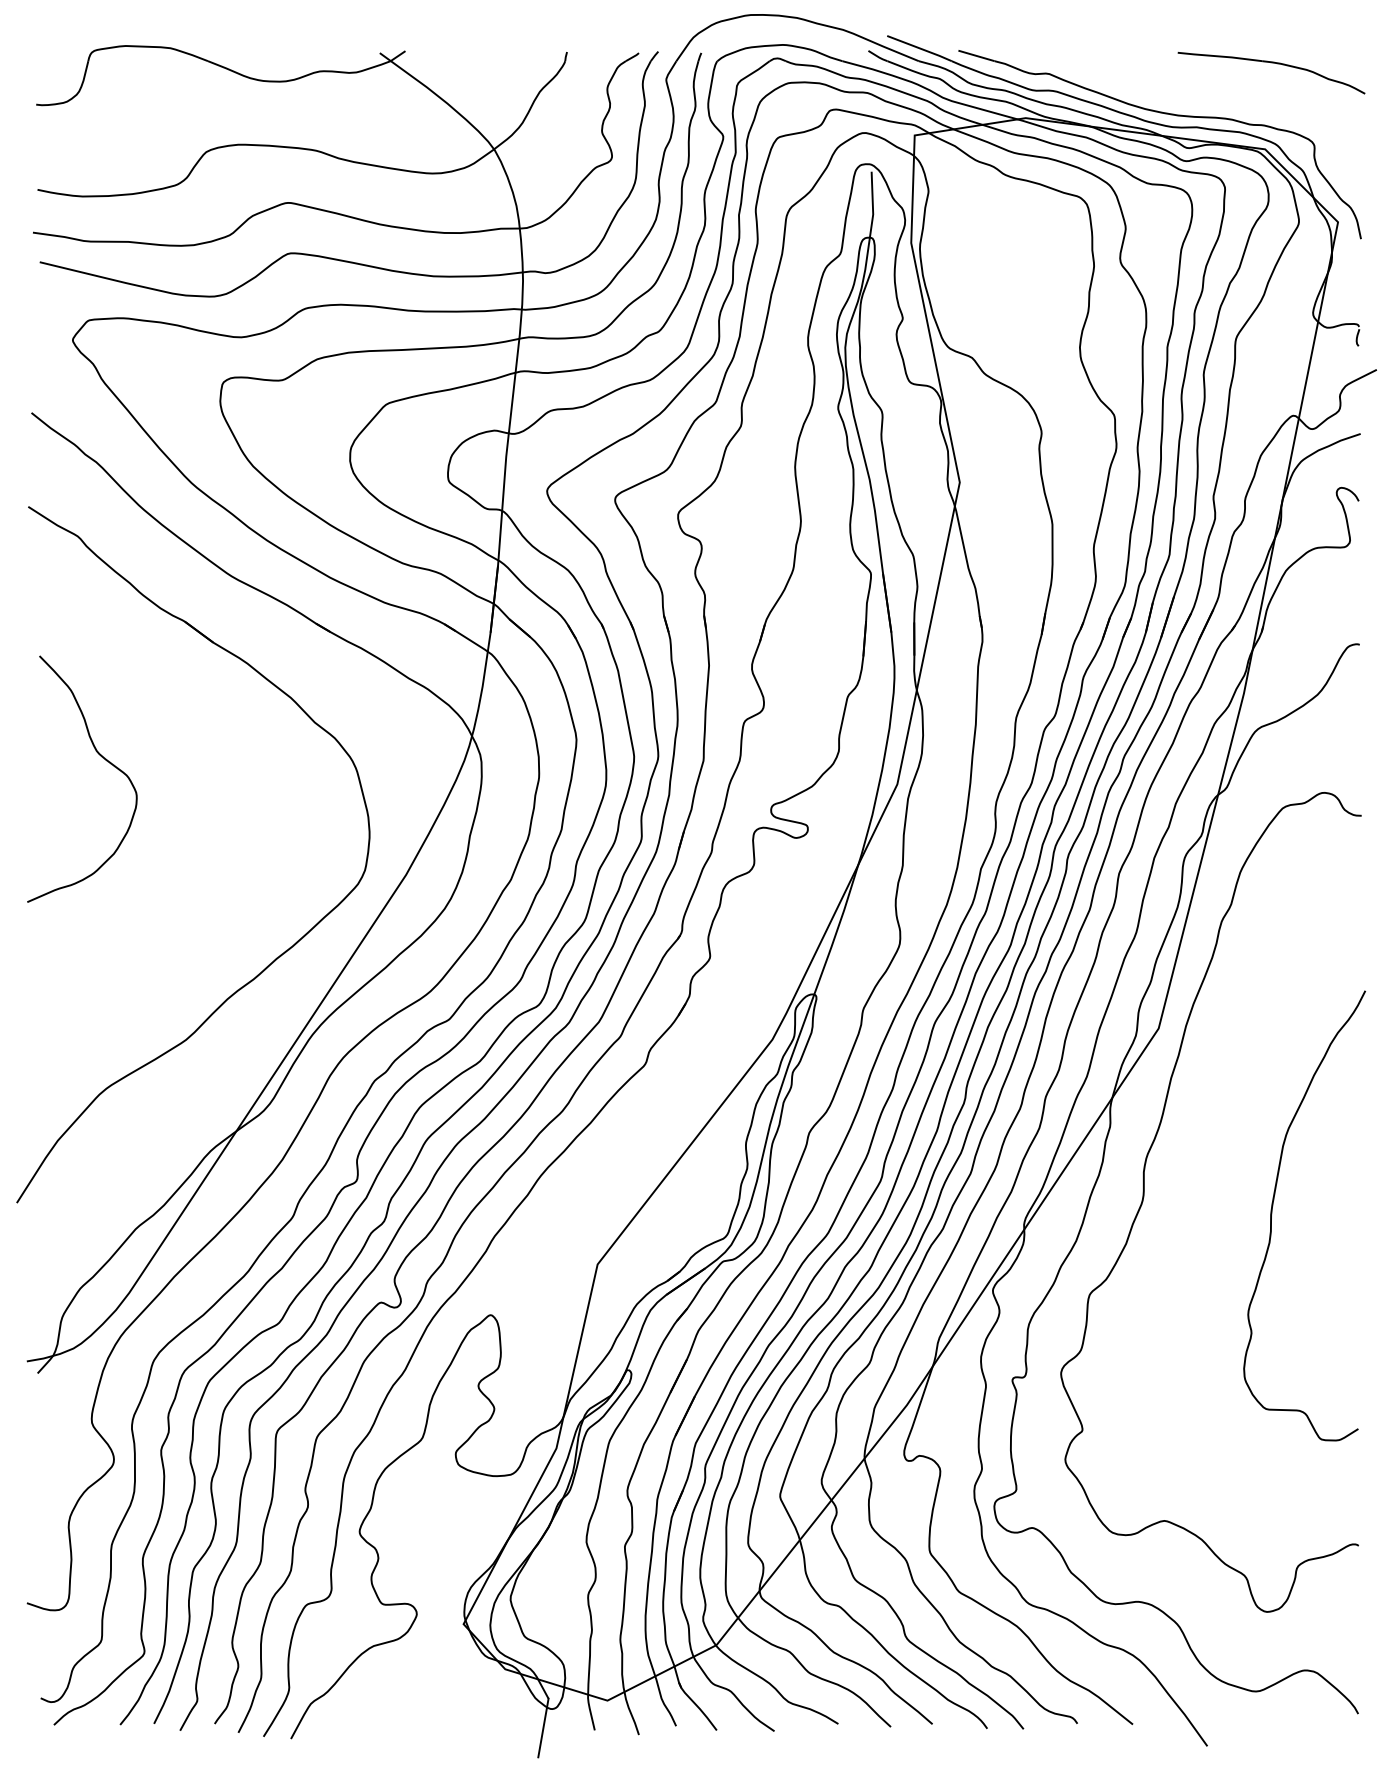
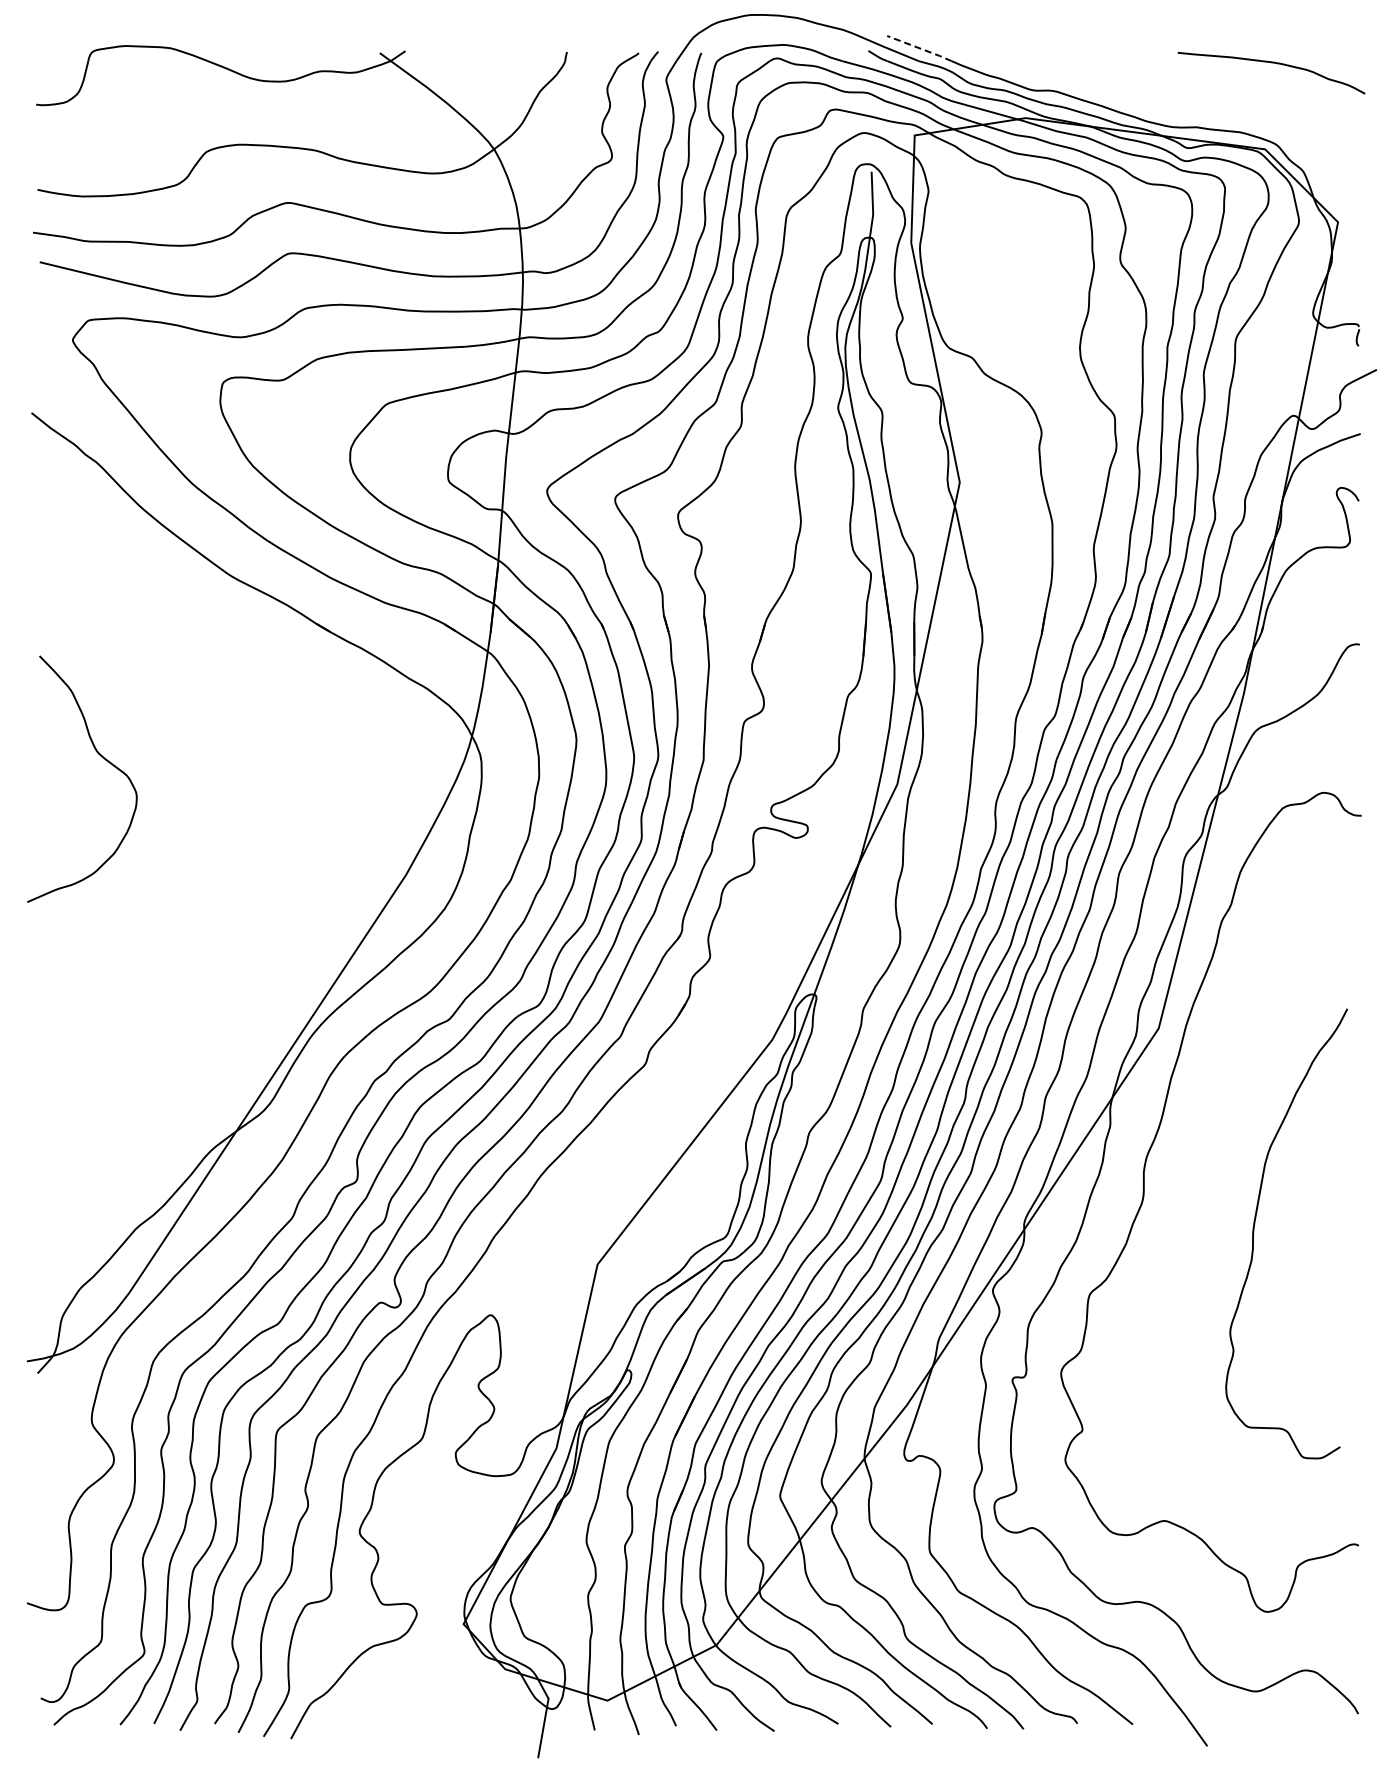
line: solid -> dashed (920, 48)
part: present -> none (1164, 114)
part: present -> none (276, 957)
curve position: (1272, 1214) -> (1254, 1232) (1254, 1232)
